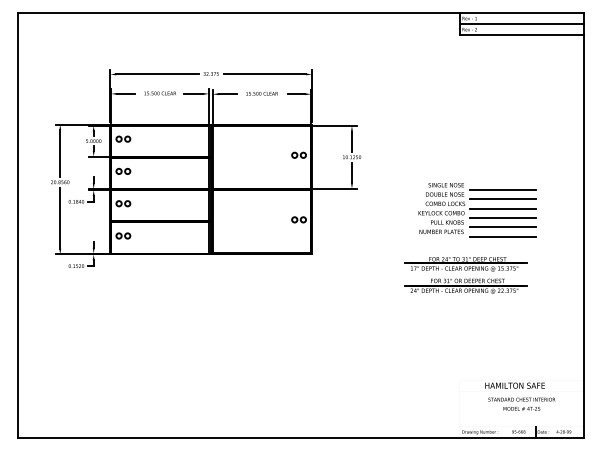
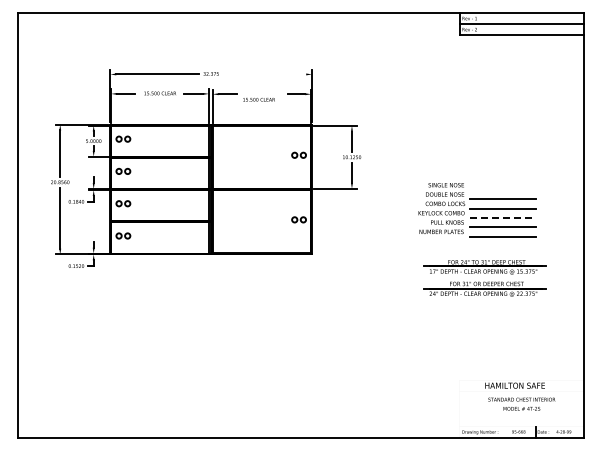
line: present -> none (264, 74)
text position: (261, 93) -> (258, 99) (258, 99)
line: present -> none (503, 190)
line: solid -> dashed (503, 218)
part position: (465, 275) -> (484, 278) (484, 278)
